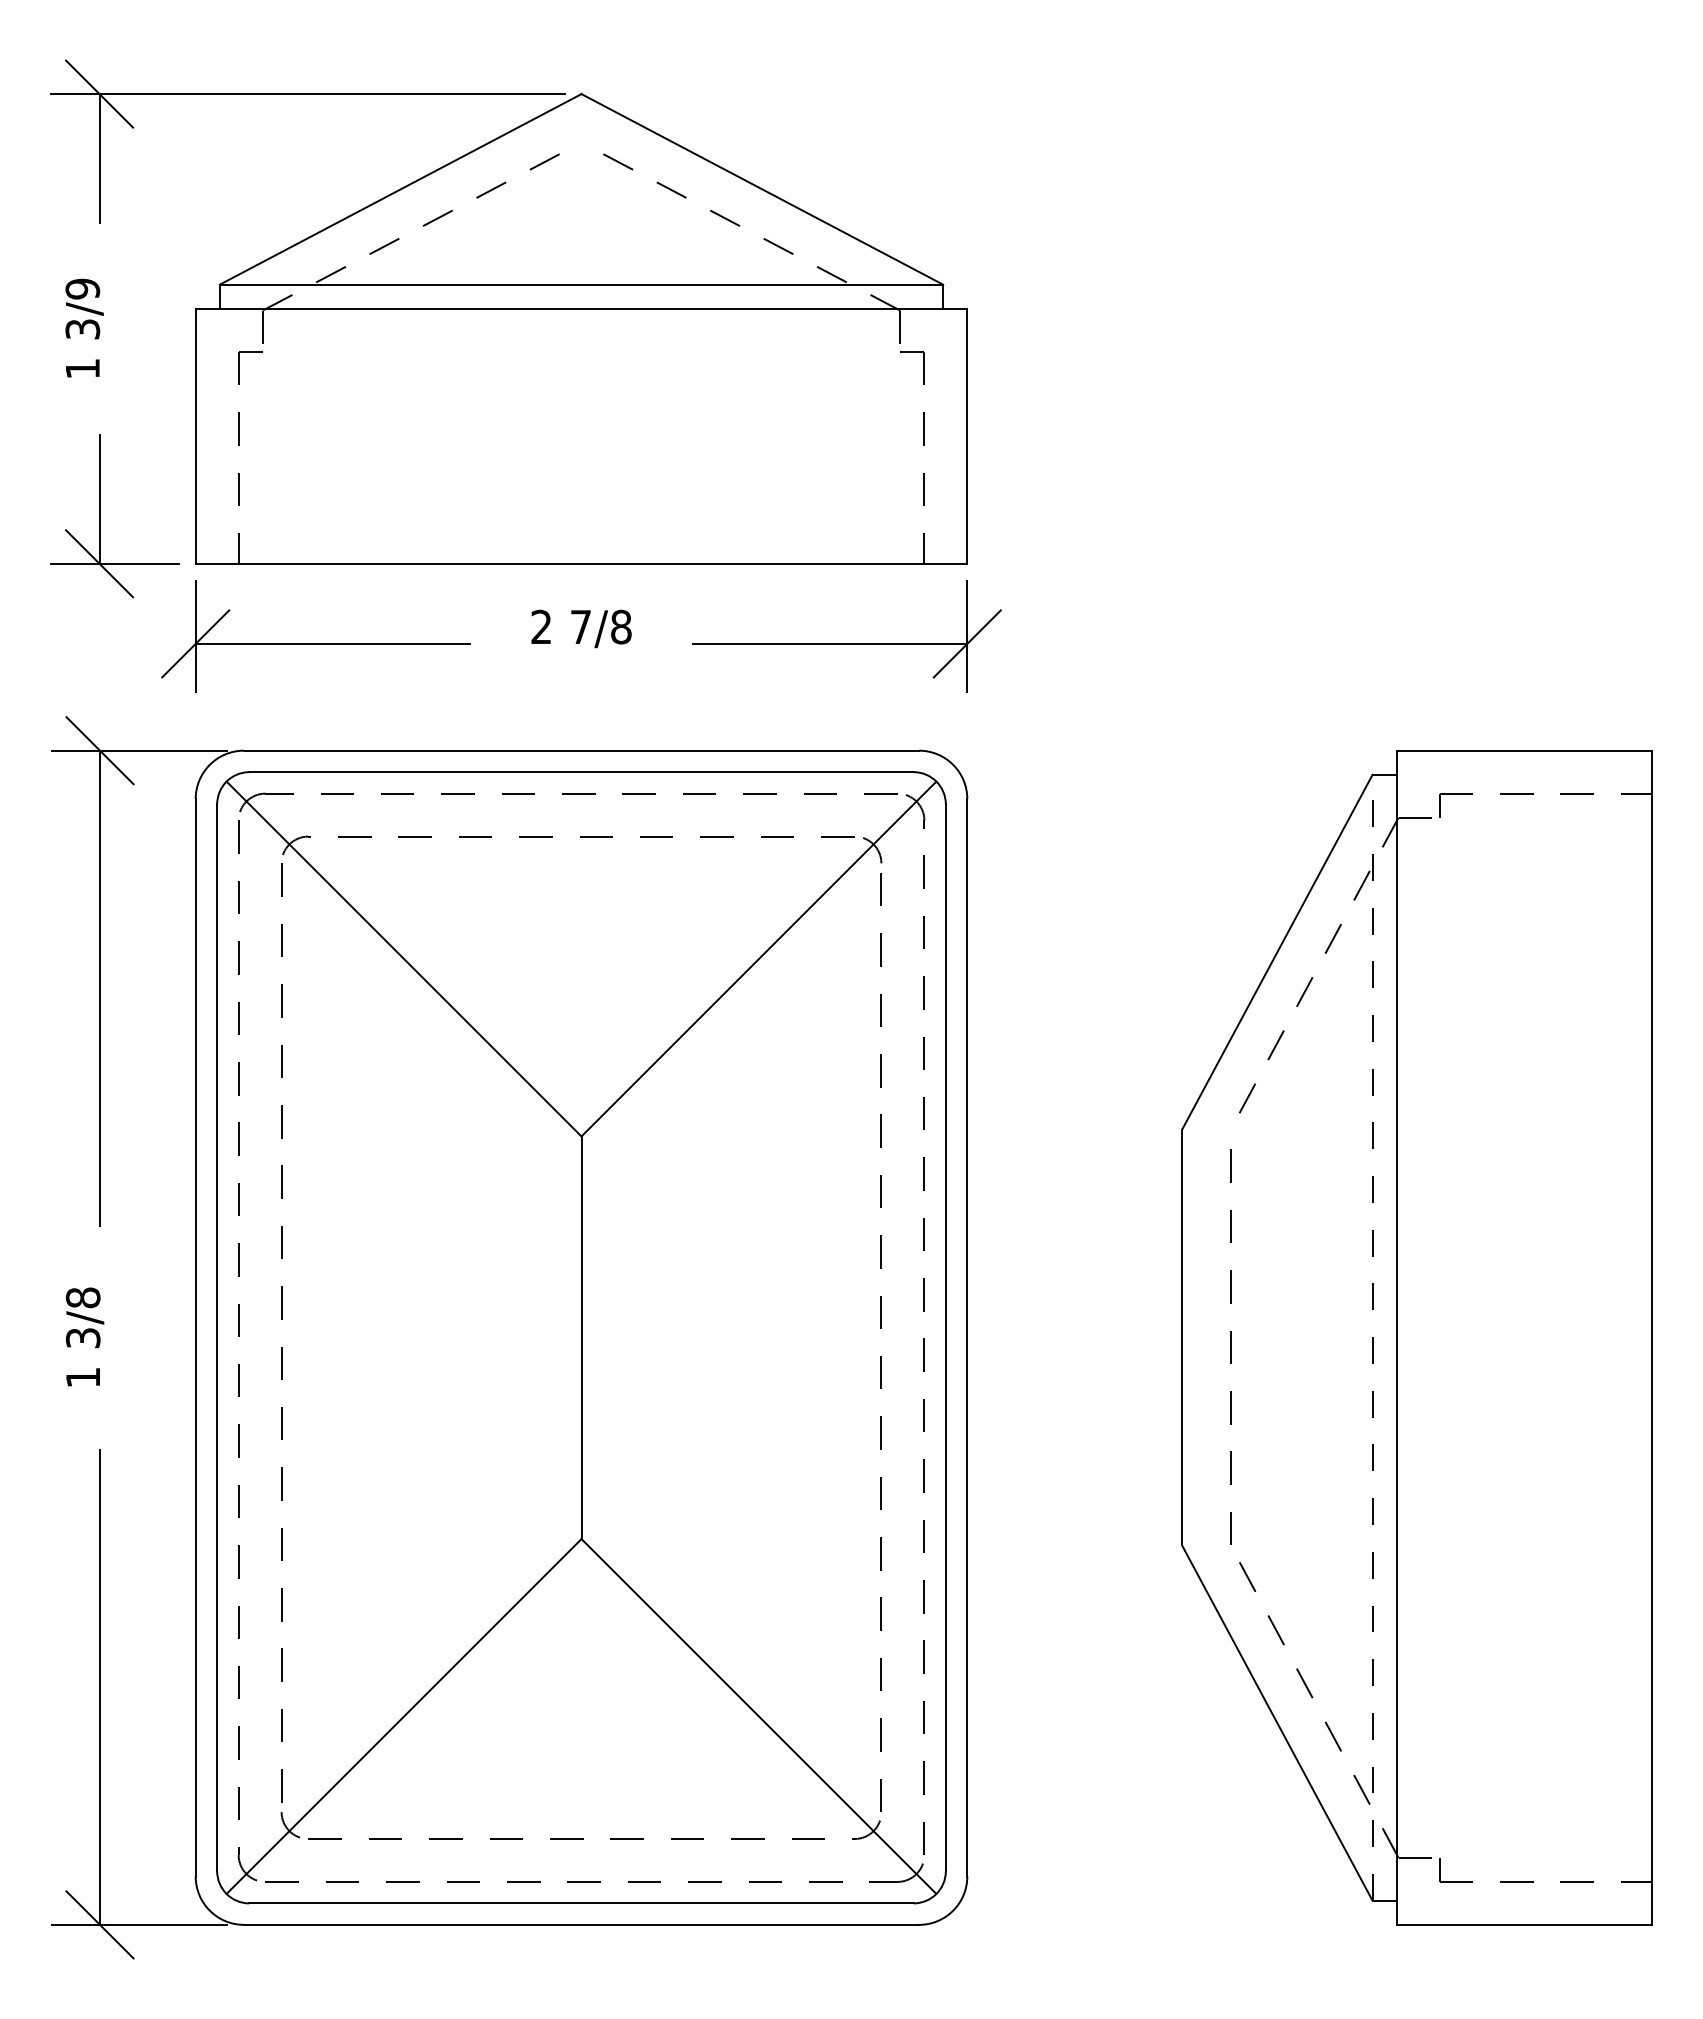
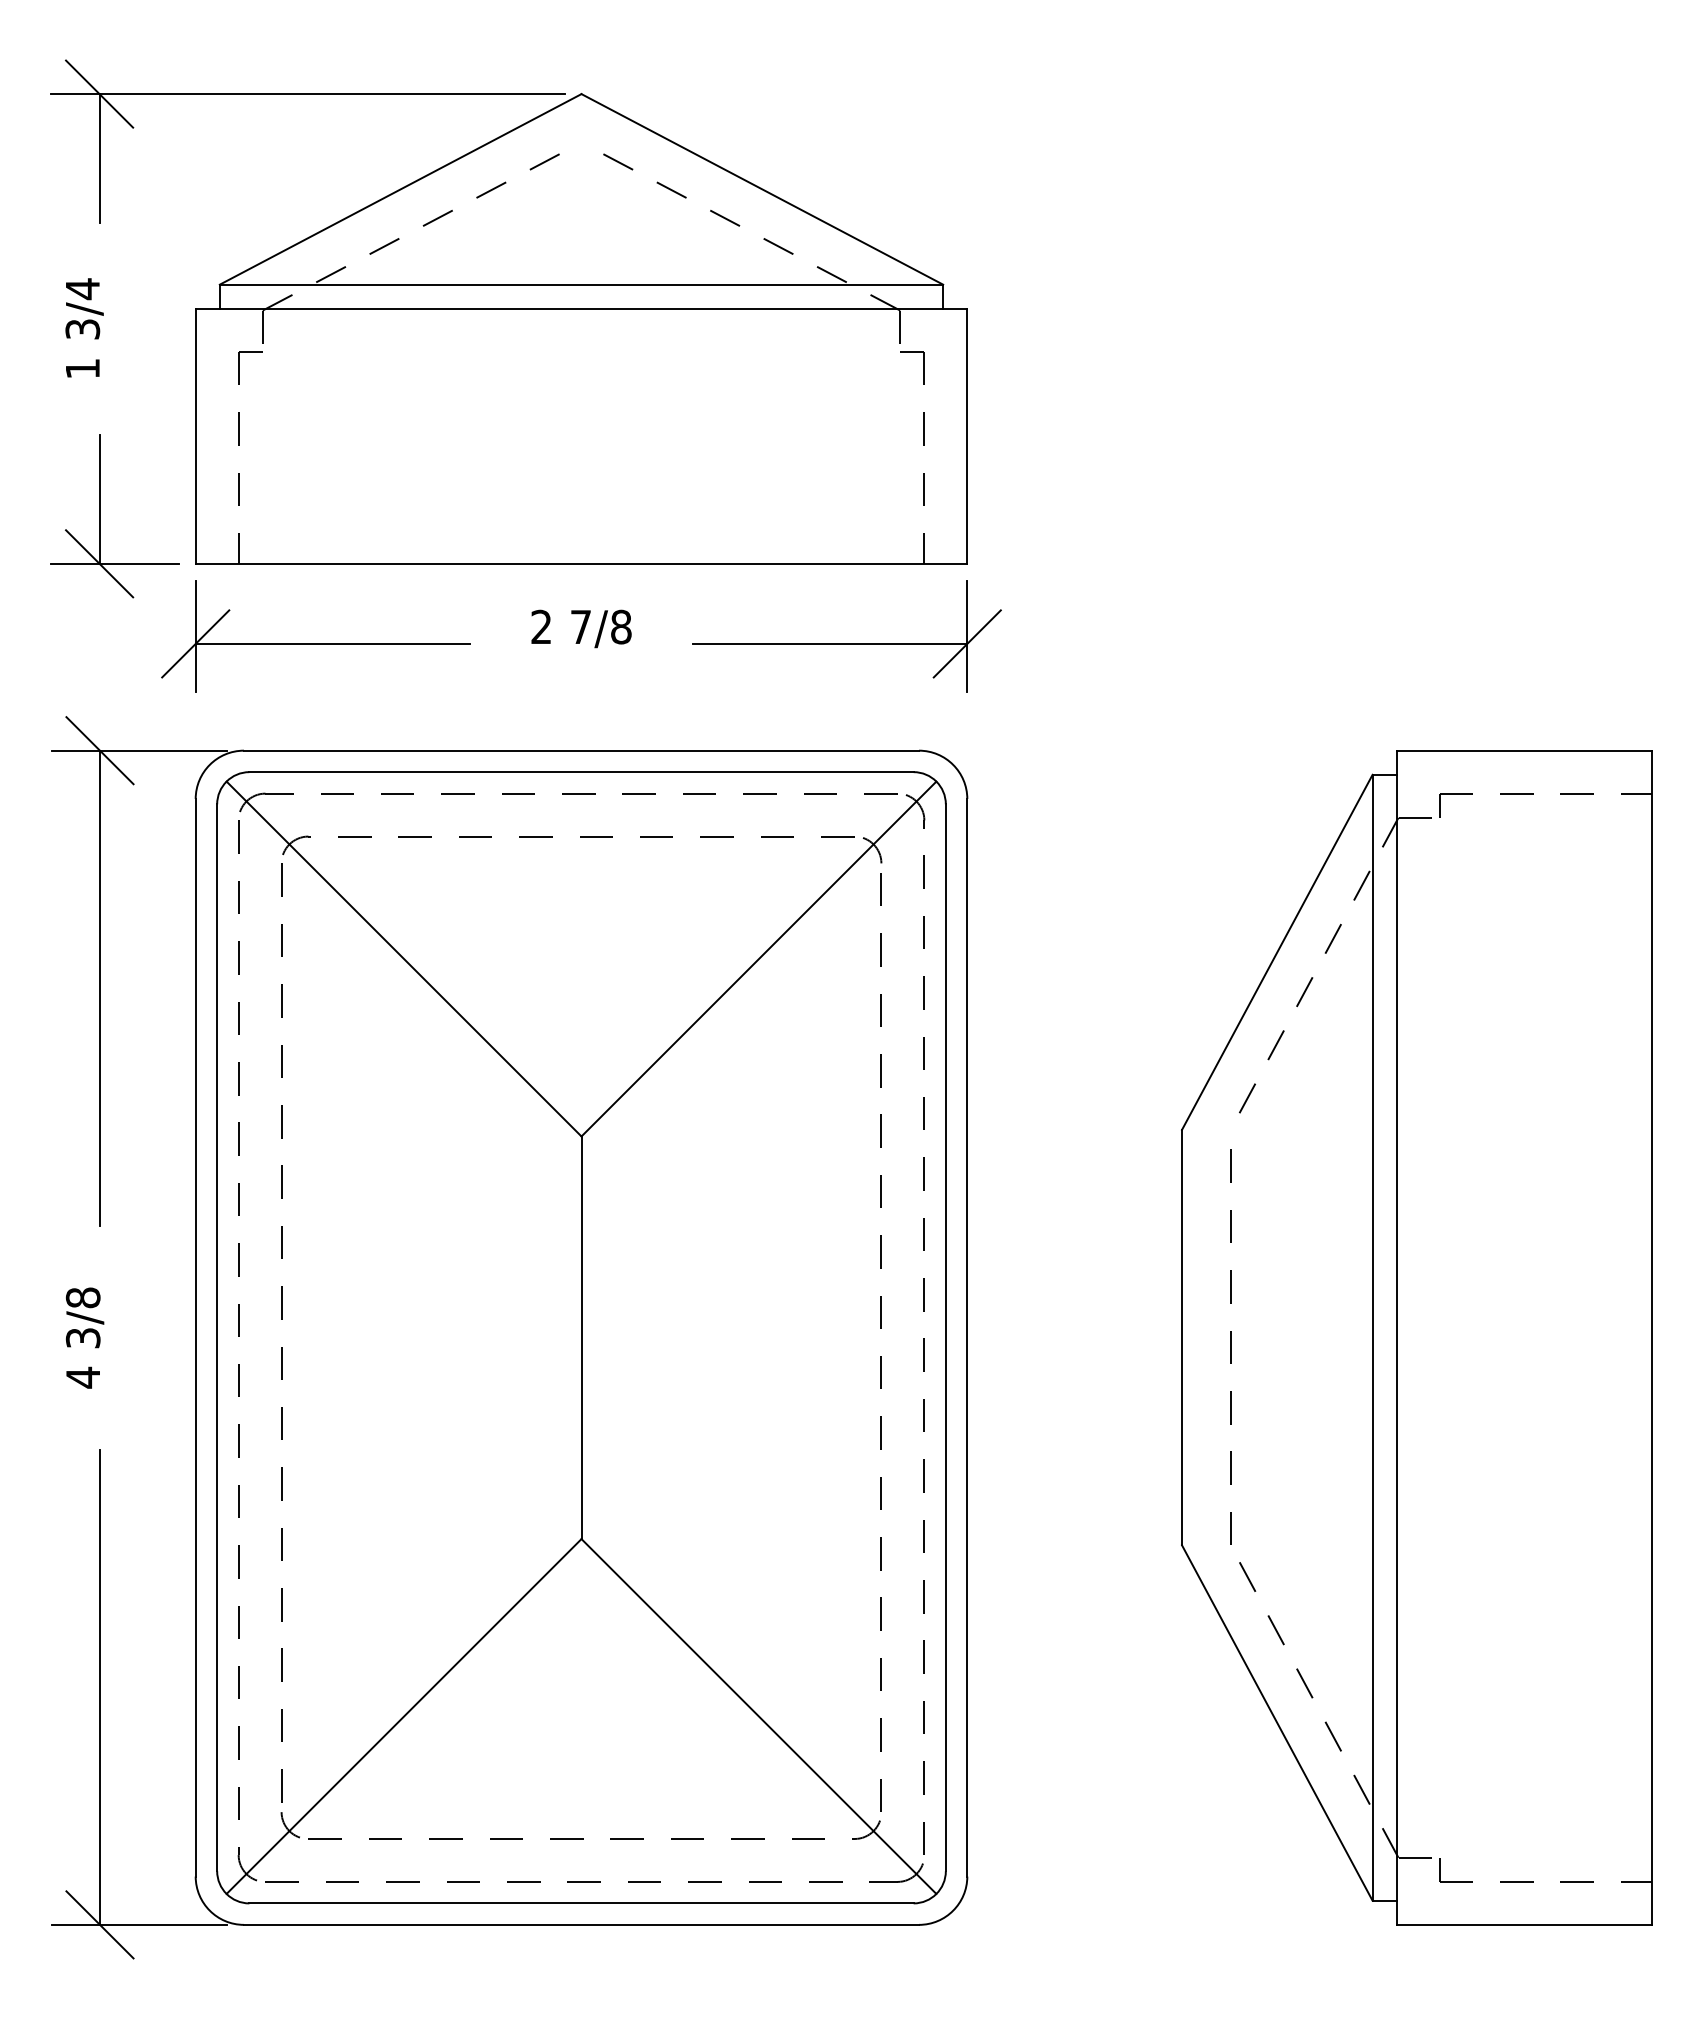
text: 3/9 -> 3/4 (82, 289)
line: dashed -> solid (1372, 1337)
text: 1 -> 4 (82, 1377)
